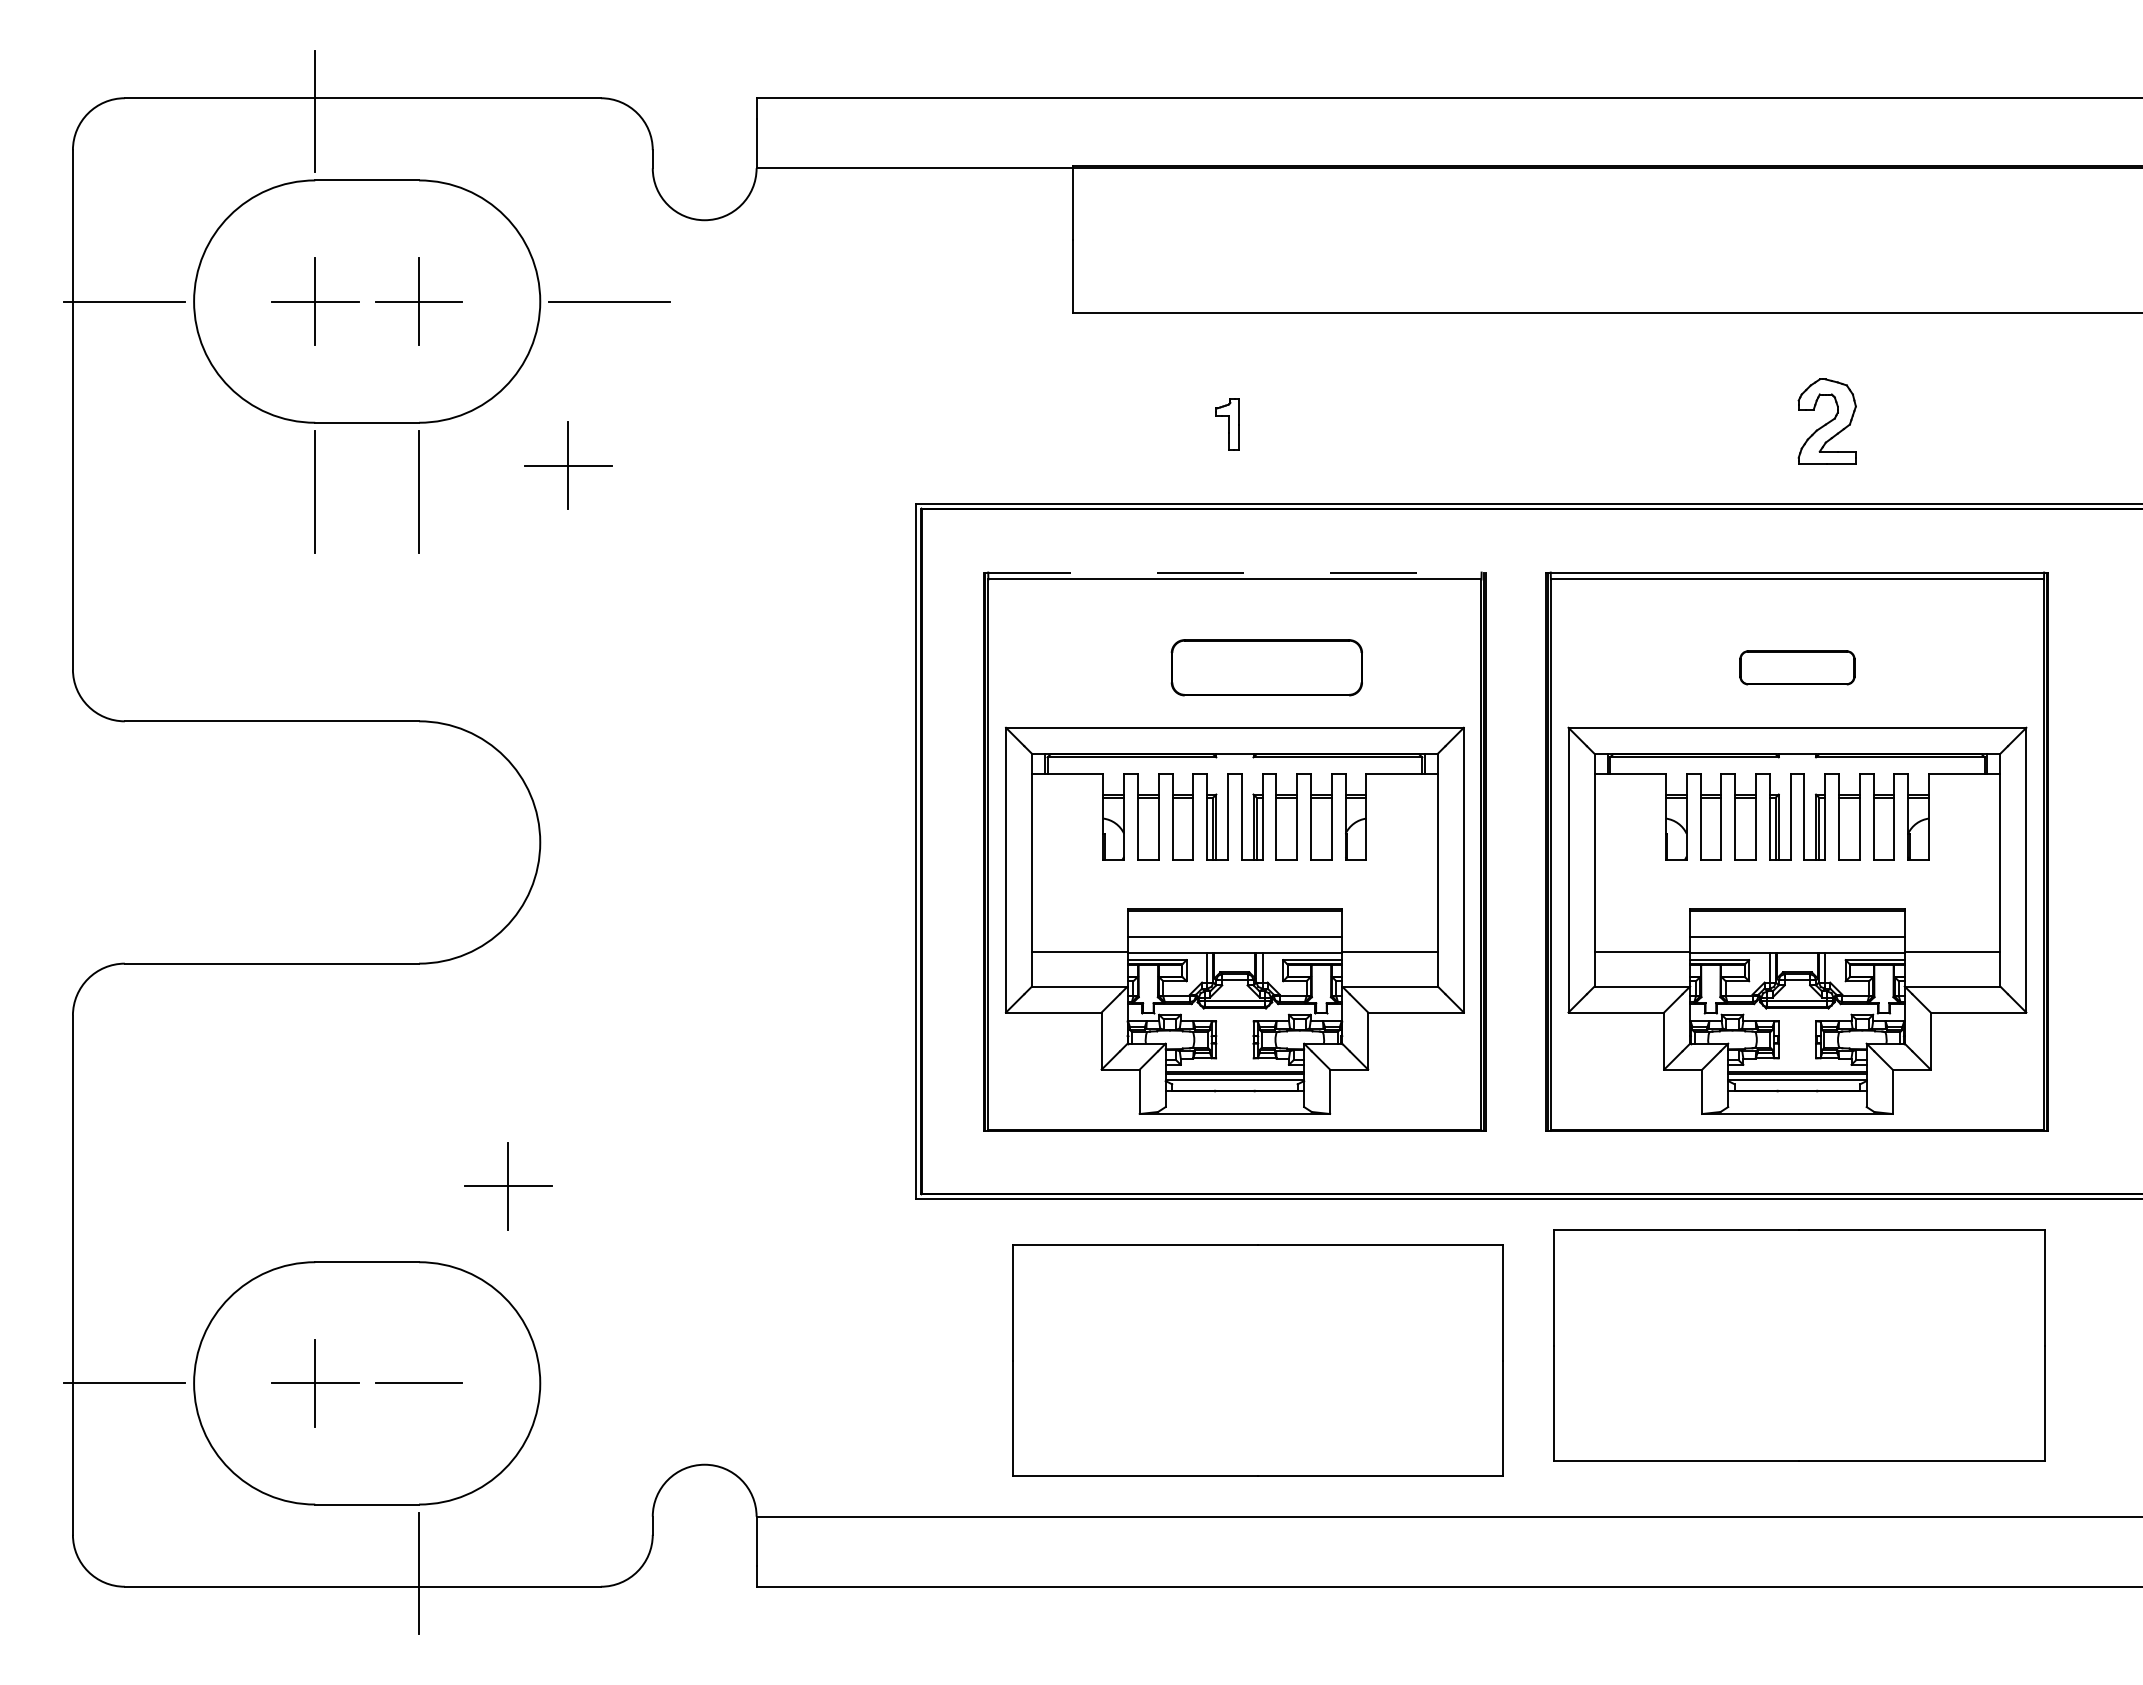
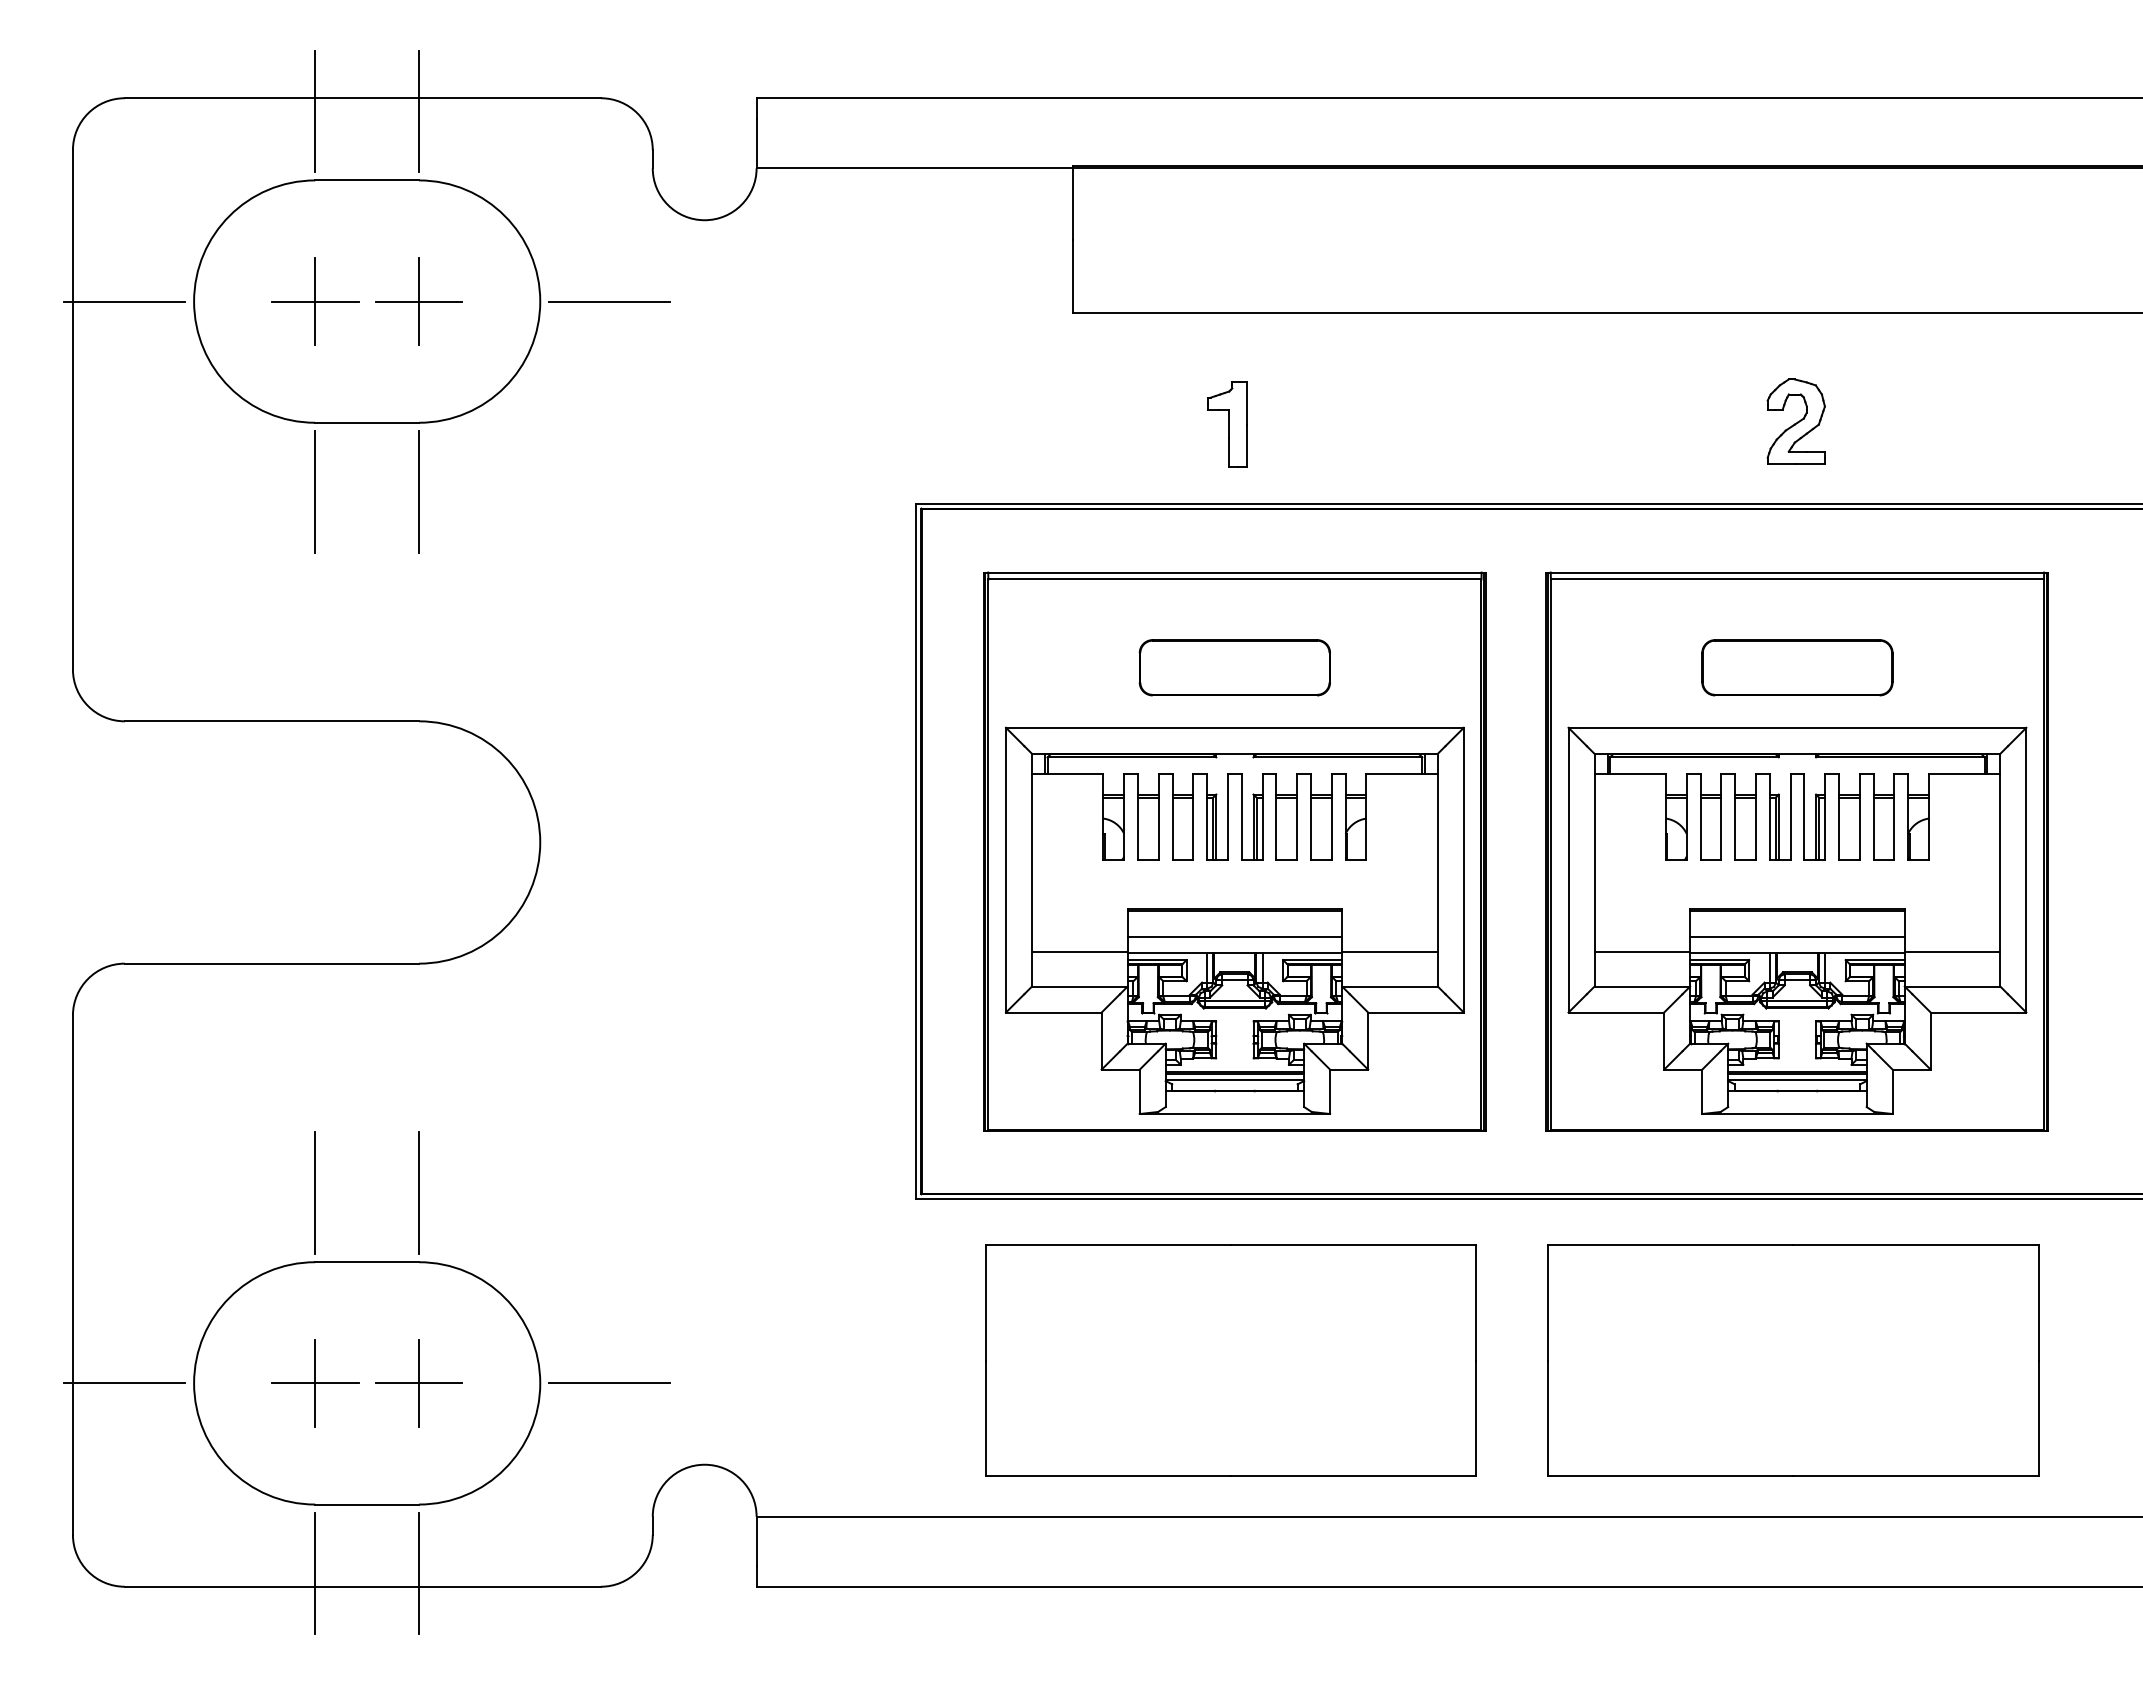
line: none -> present (419, 110)
part position: (1826, 421) -> (1795, 421) (1795, 421)
part size: 25x53 px -> 41x87 px (1227, 424)
part: present -> none (568, 465)
line: dashed -> solid (1234, 572)
part position: (1266, 667) -> (1234, 667) (1234, 667)
part size: 117x36 px -> 193x58 px (1797, 667)
part: present -> none (508, 1186)
line: none -> present (315, 1192)
line: none -> present (419, 1192)
part position: (1799, 1345) -> (1793, 1360) (1793, 1360)
part position: (1257, 1360) -> (1230, 1360) (1230, 1360)
line: none -> present (419, 1383)
line: none -> present (609, 1383)
line: none -> present (315, 1573)
